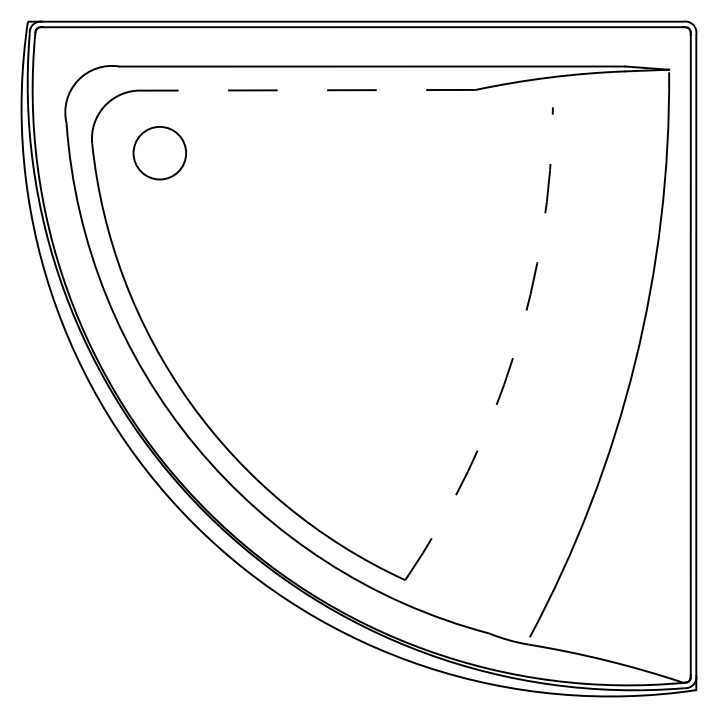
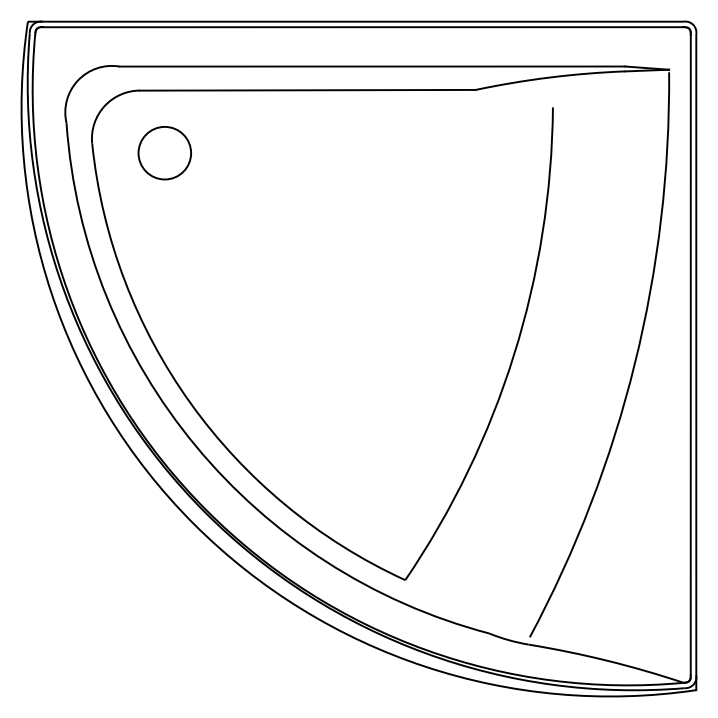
line: dashed -> solid (307, 90)
circle position: (159, 153) -> (164, 153) (164, 153)
arc: dashed -> solid (514, 354)
